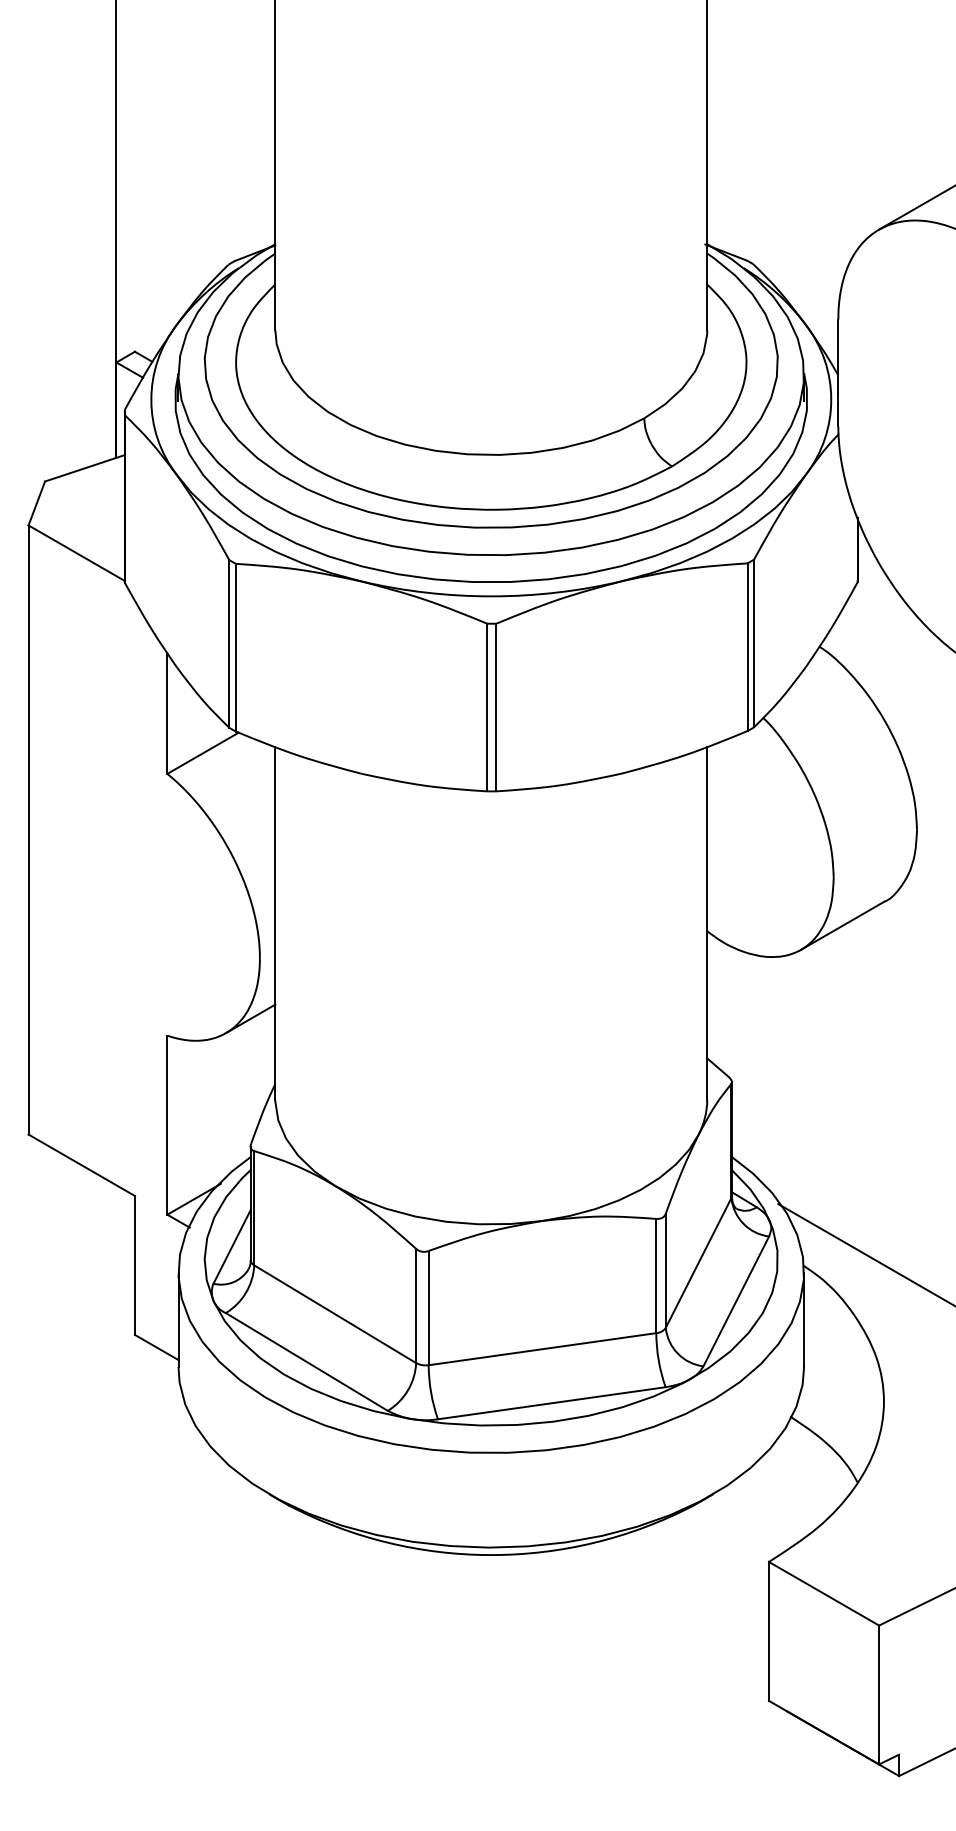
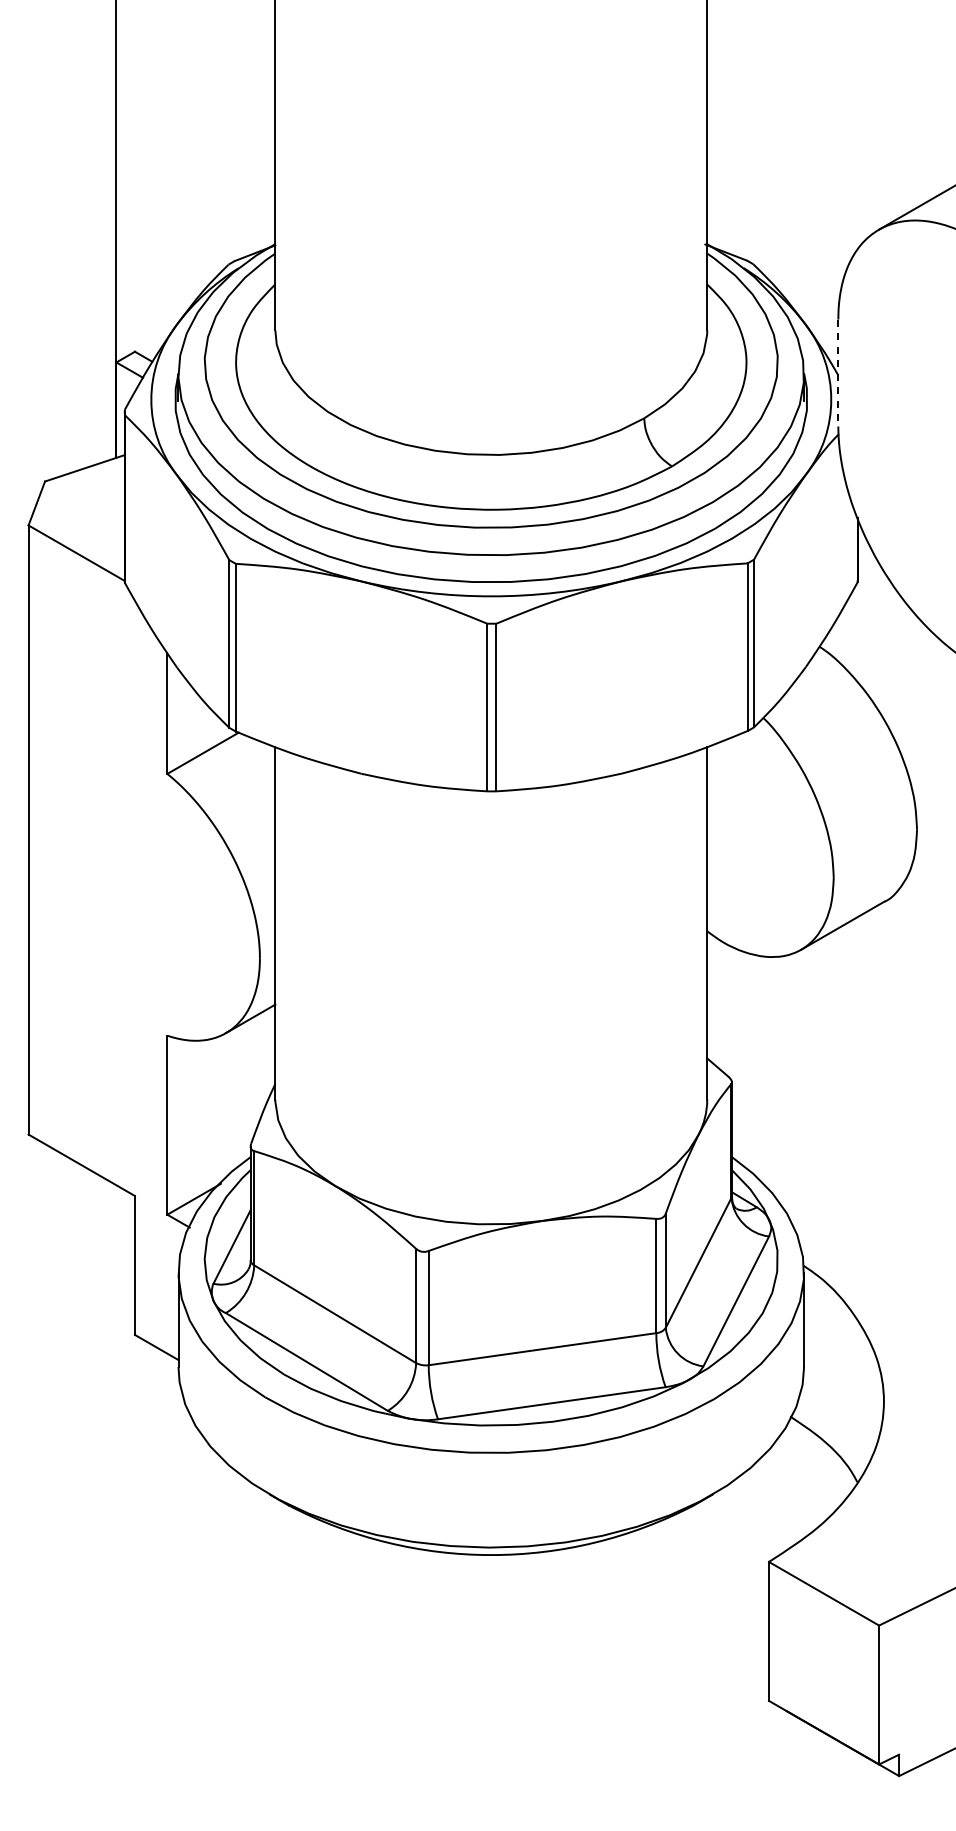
line: solid -> dashed (838, 373)
line: present -> none (865, 1254)
